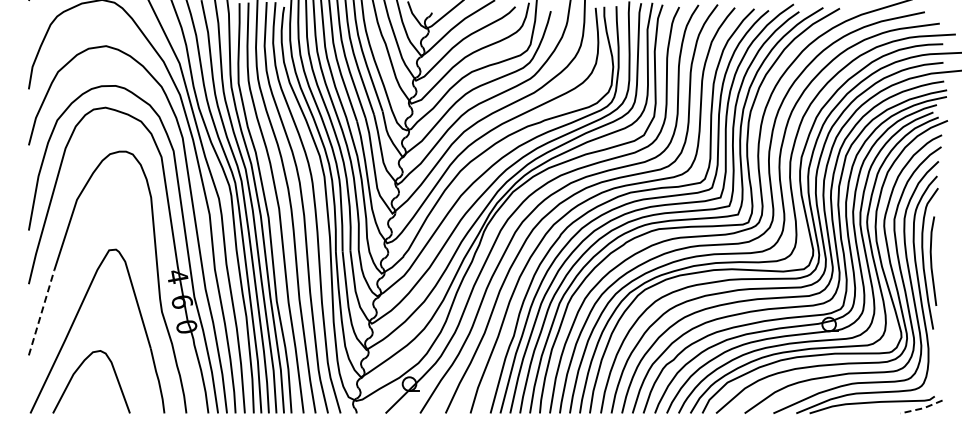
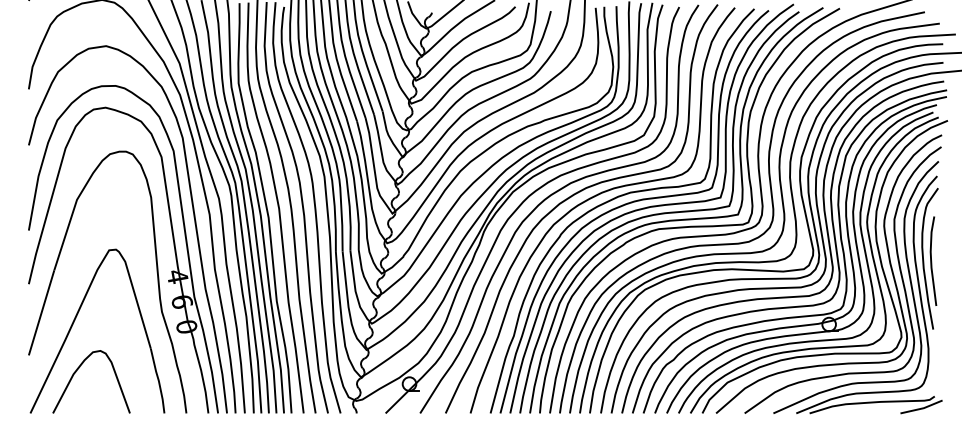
line: dashed -> solid (41, 312)
line: dashed -> solid (922, 408)
